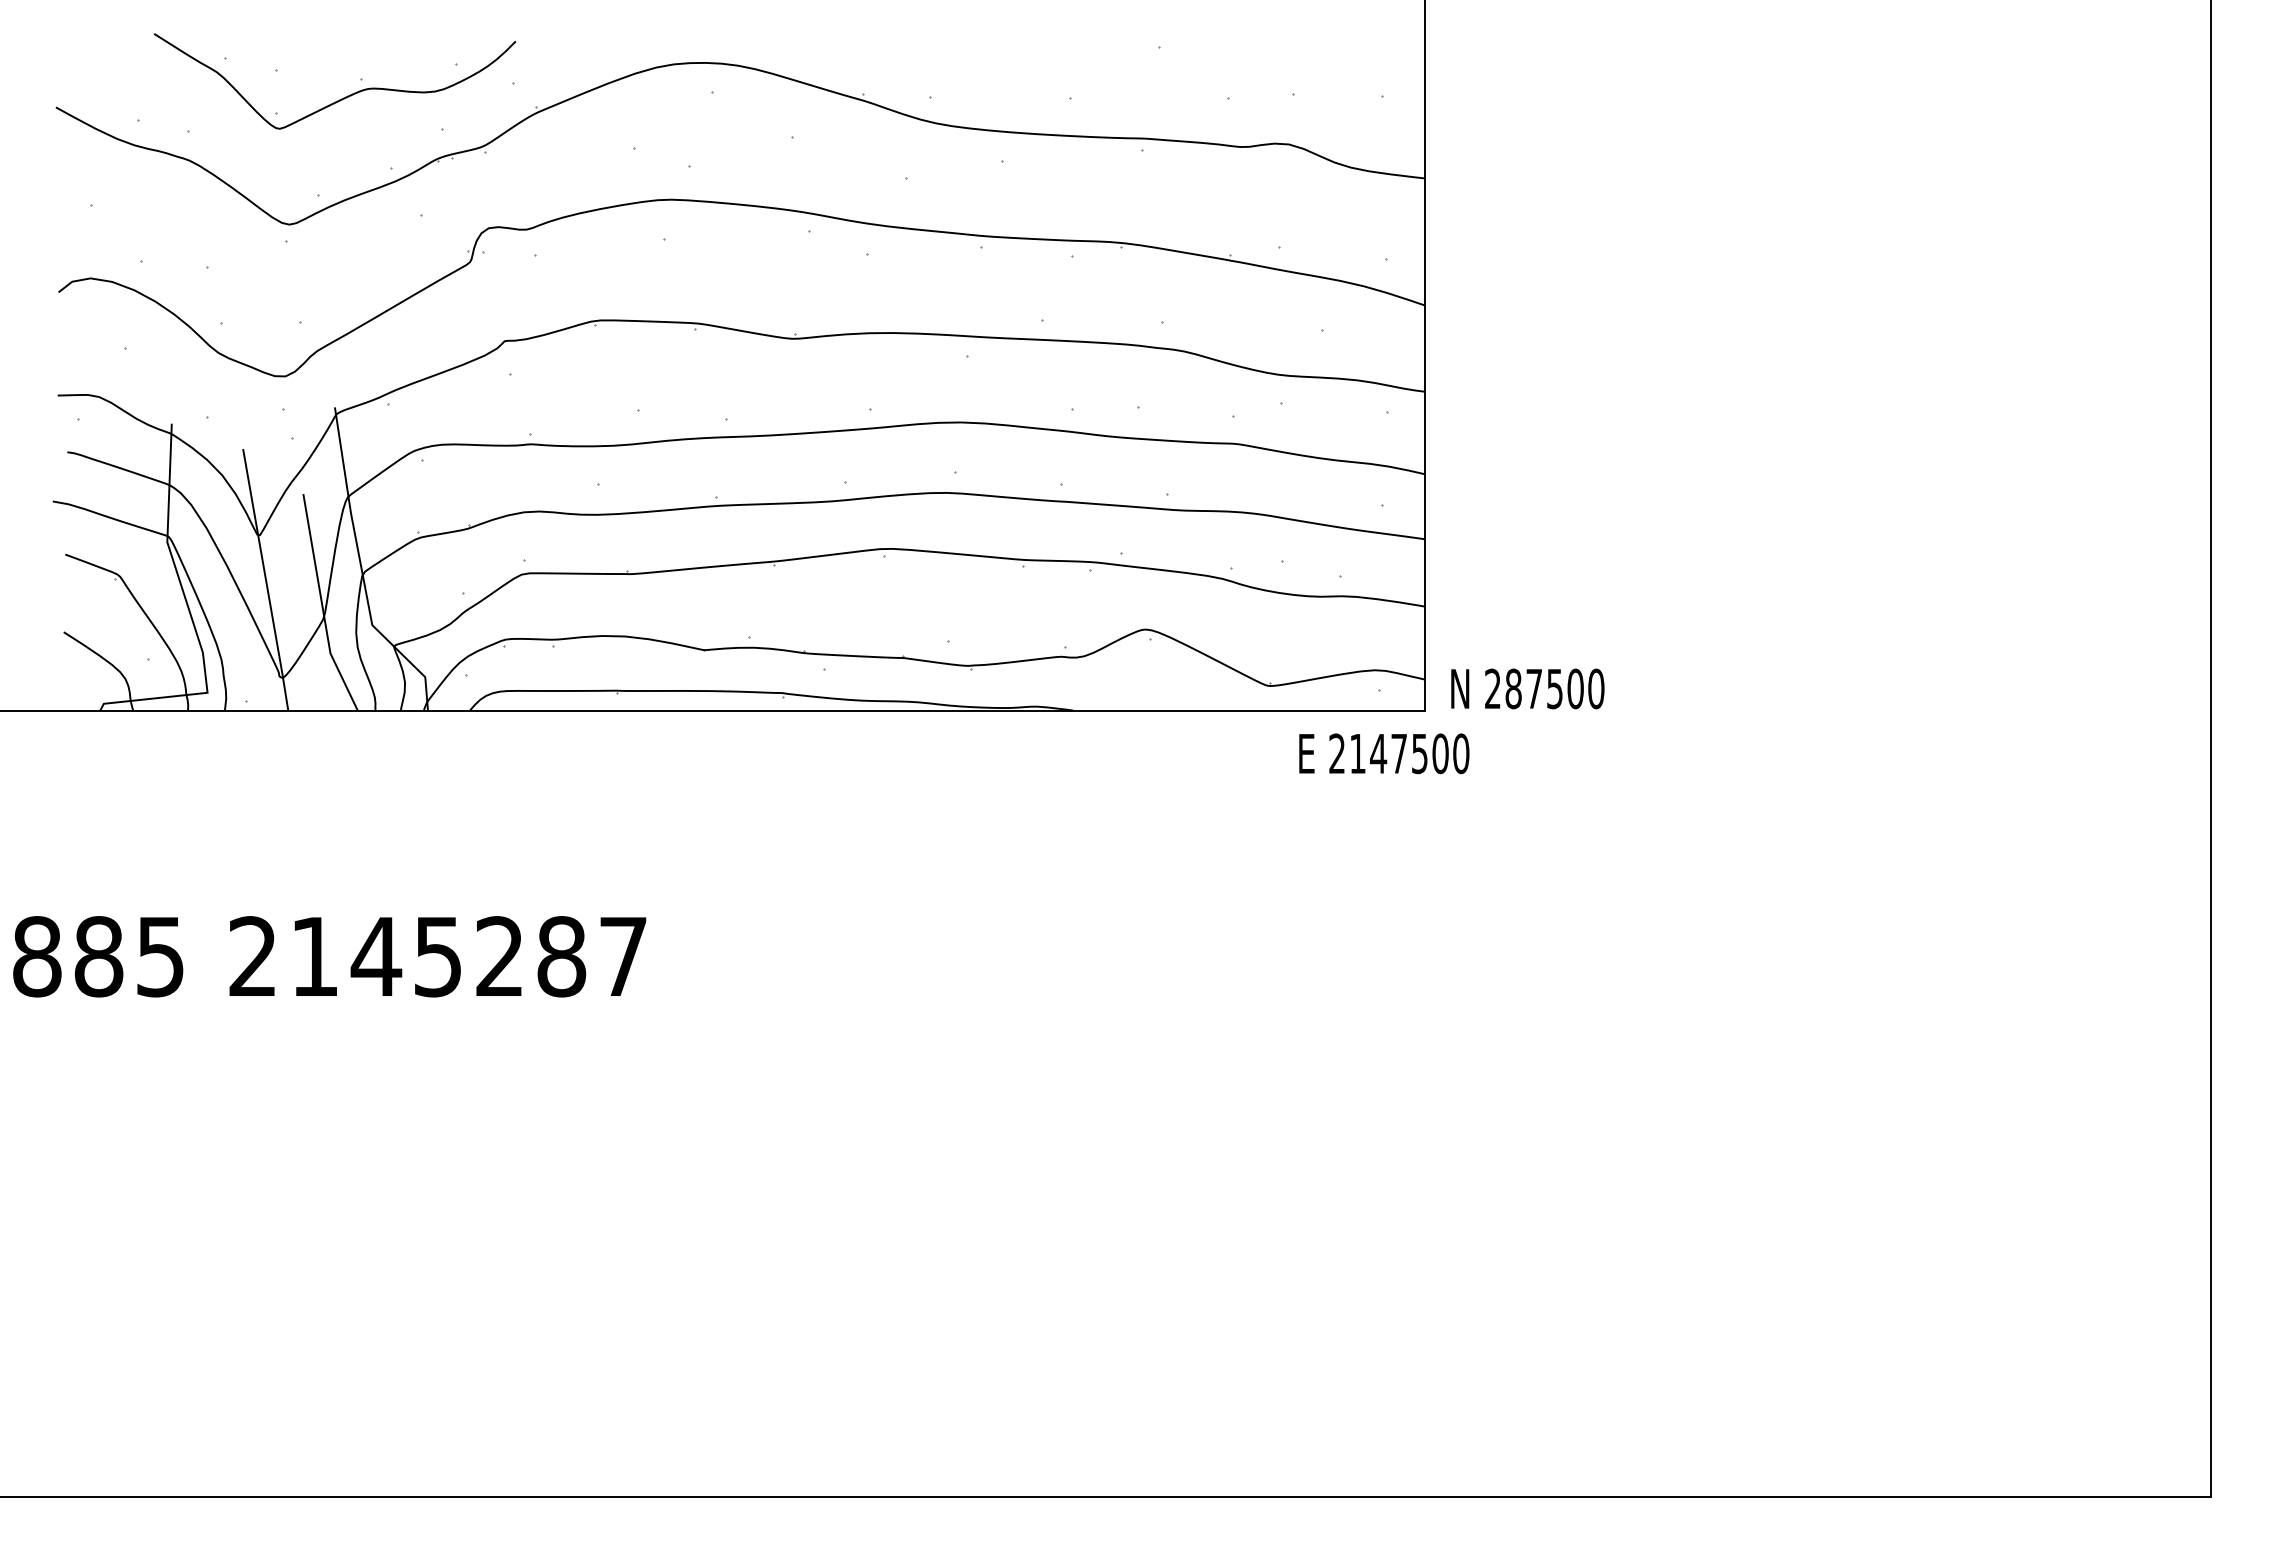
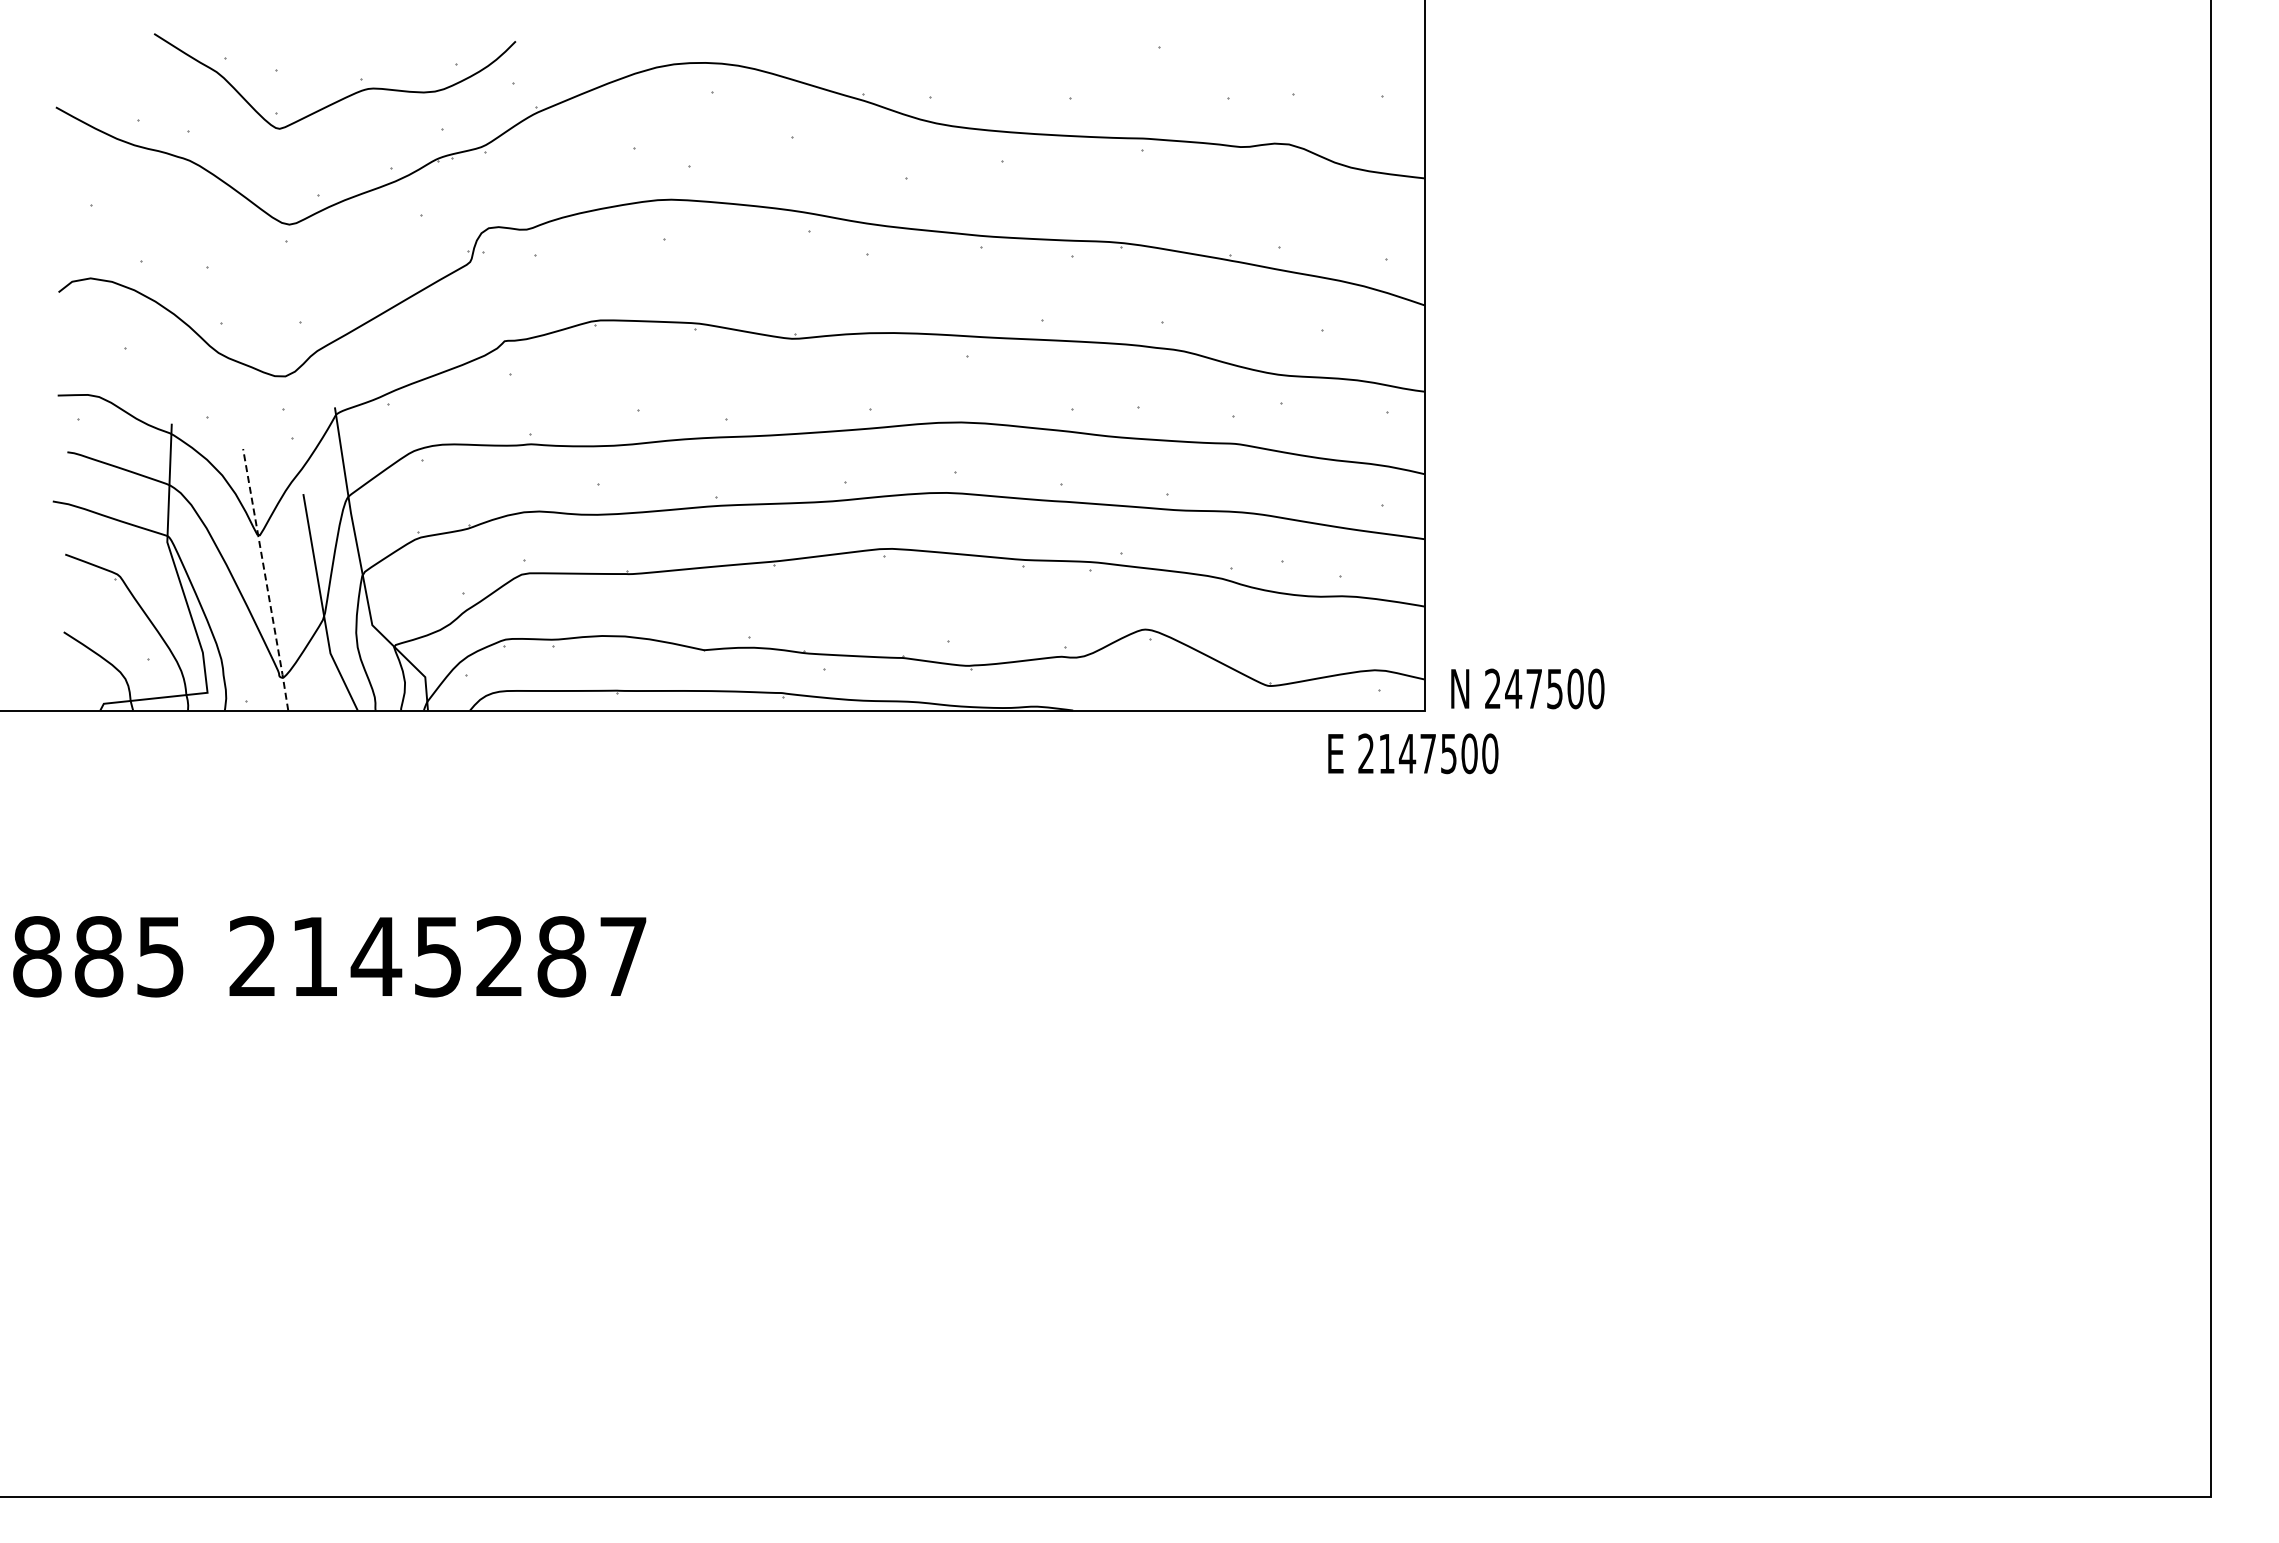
line: solid -> dashed (265, 579)
text: 287500 -> 247500 (1513, 688)
text position: (1384, 753) -> (1413, 753) (1413, 753)
